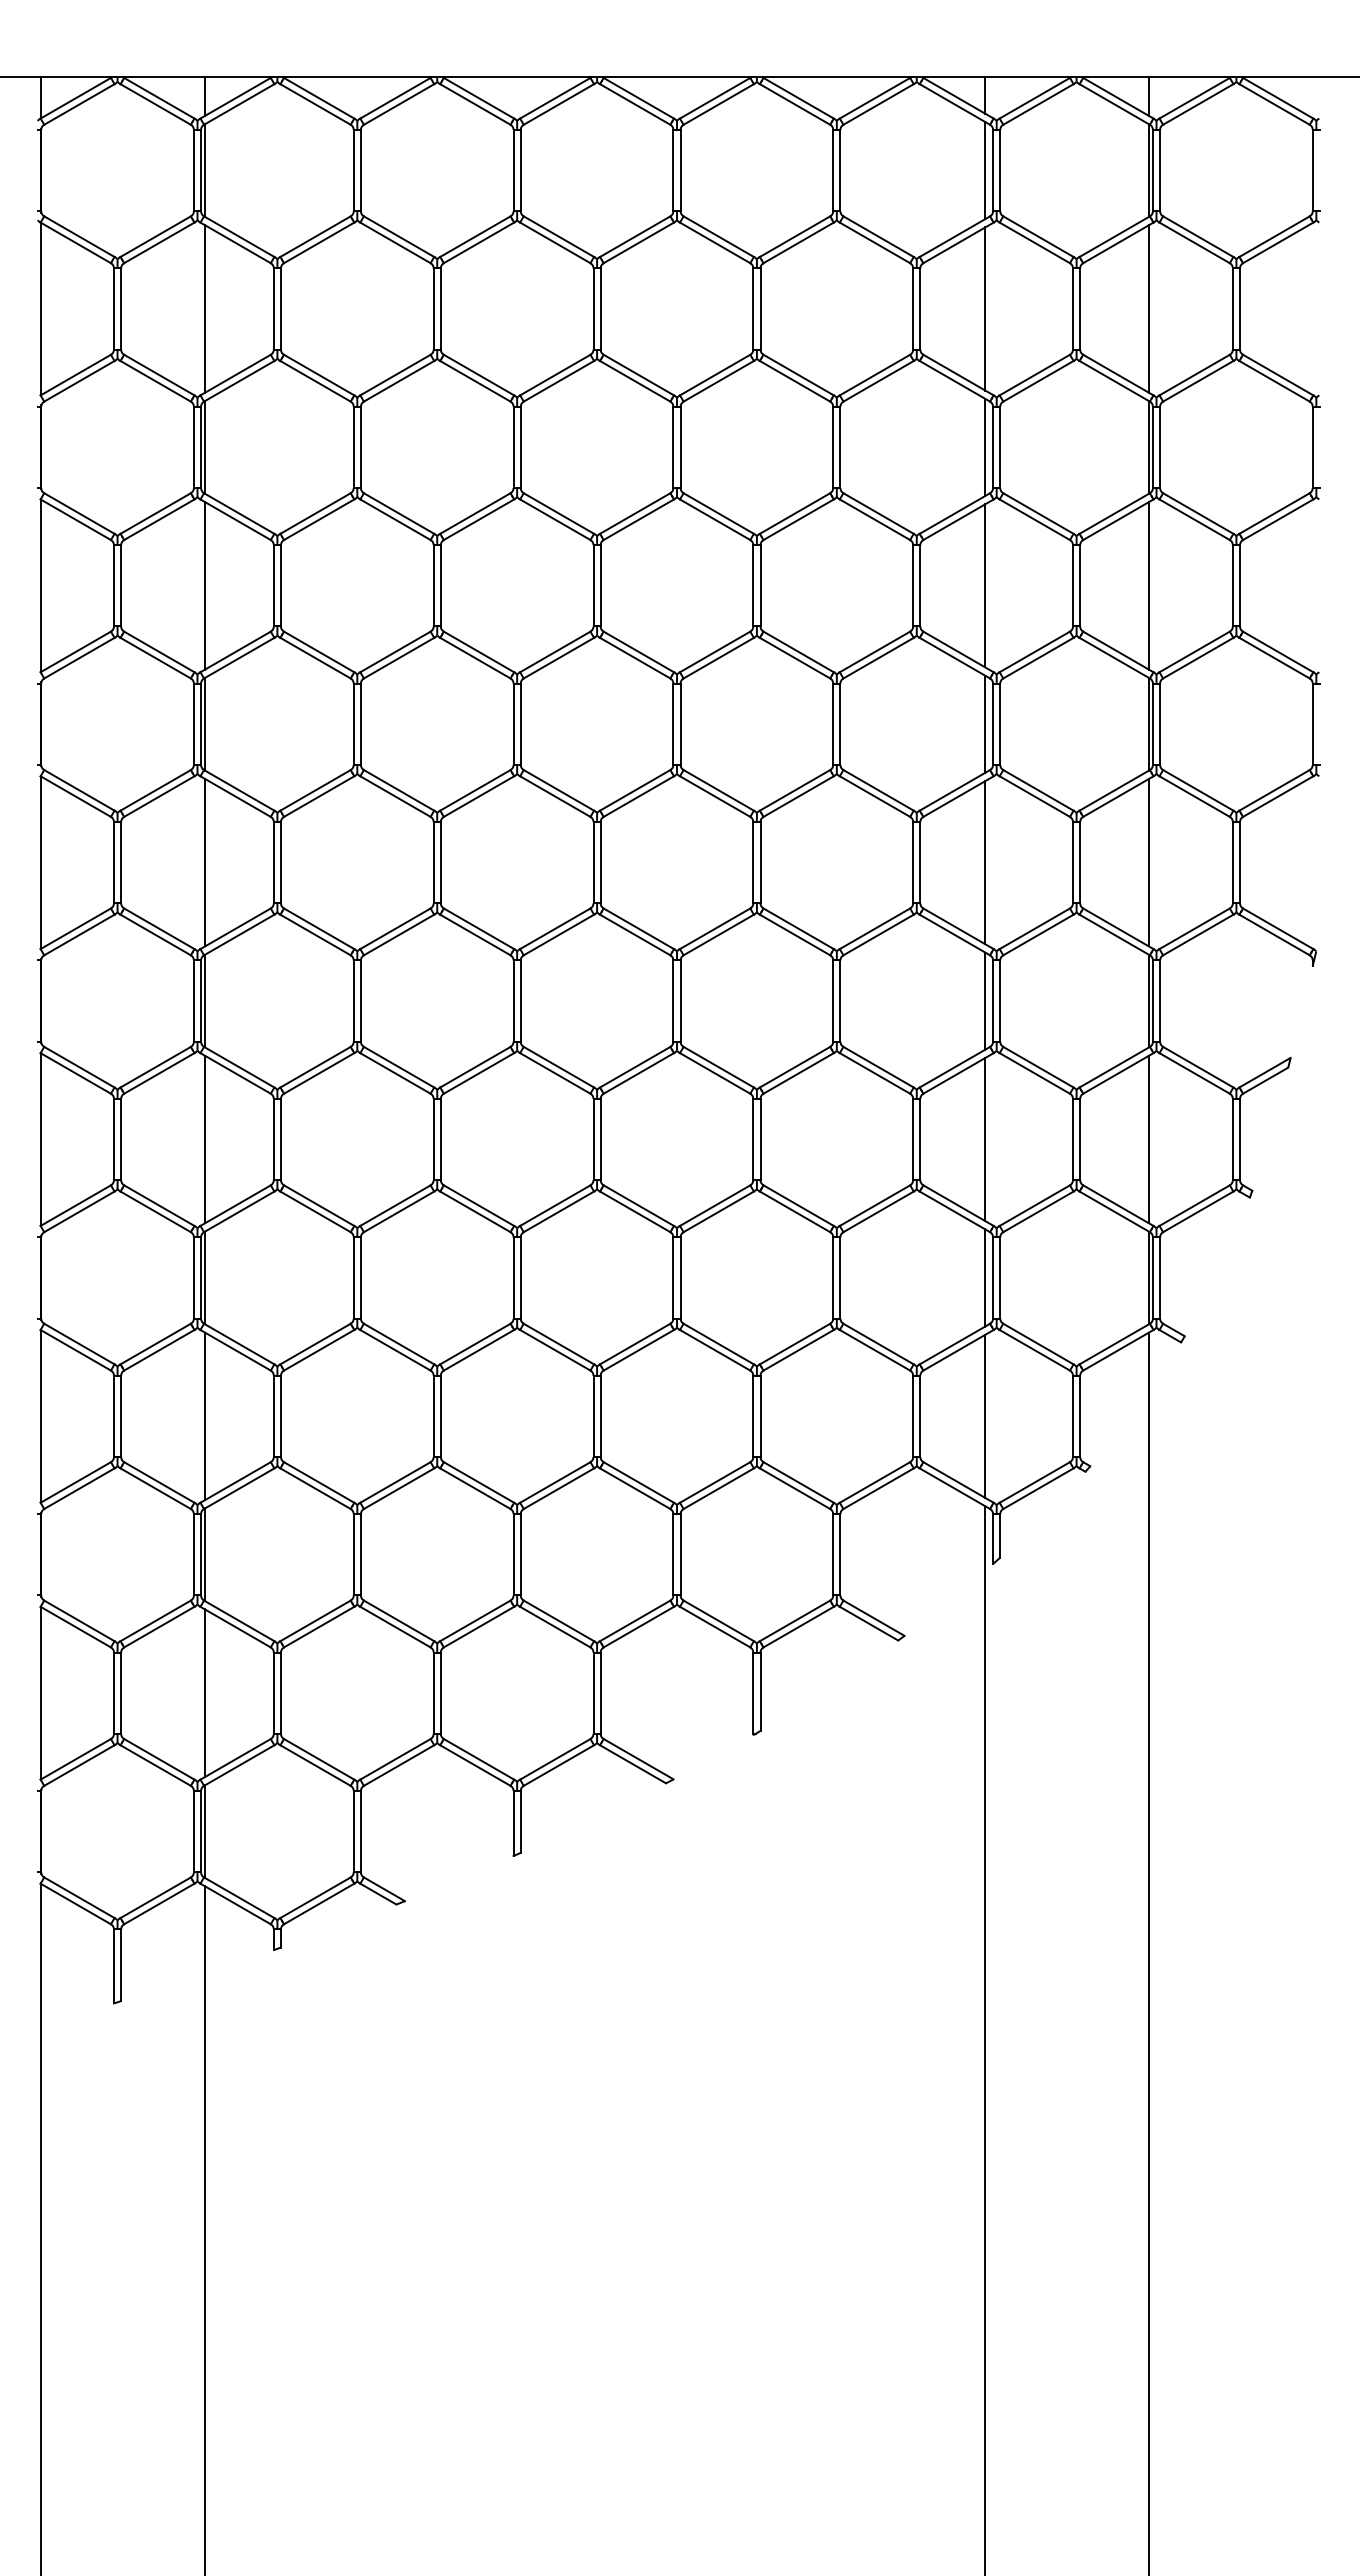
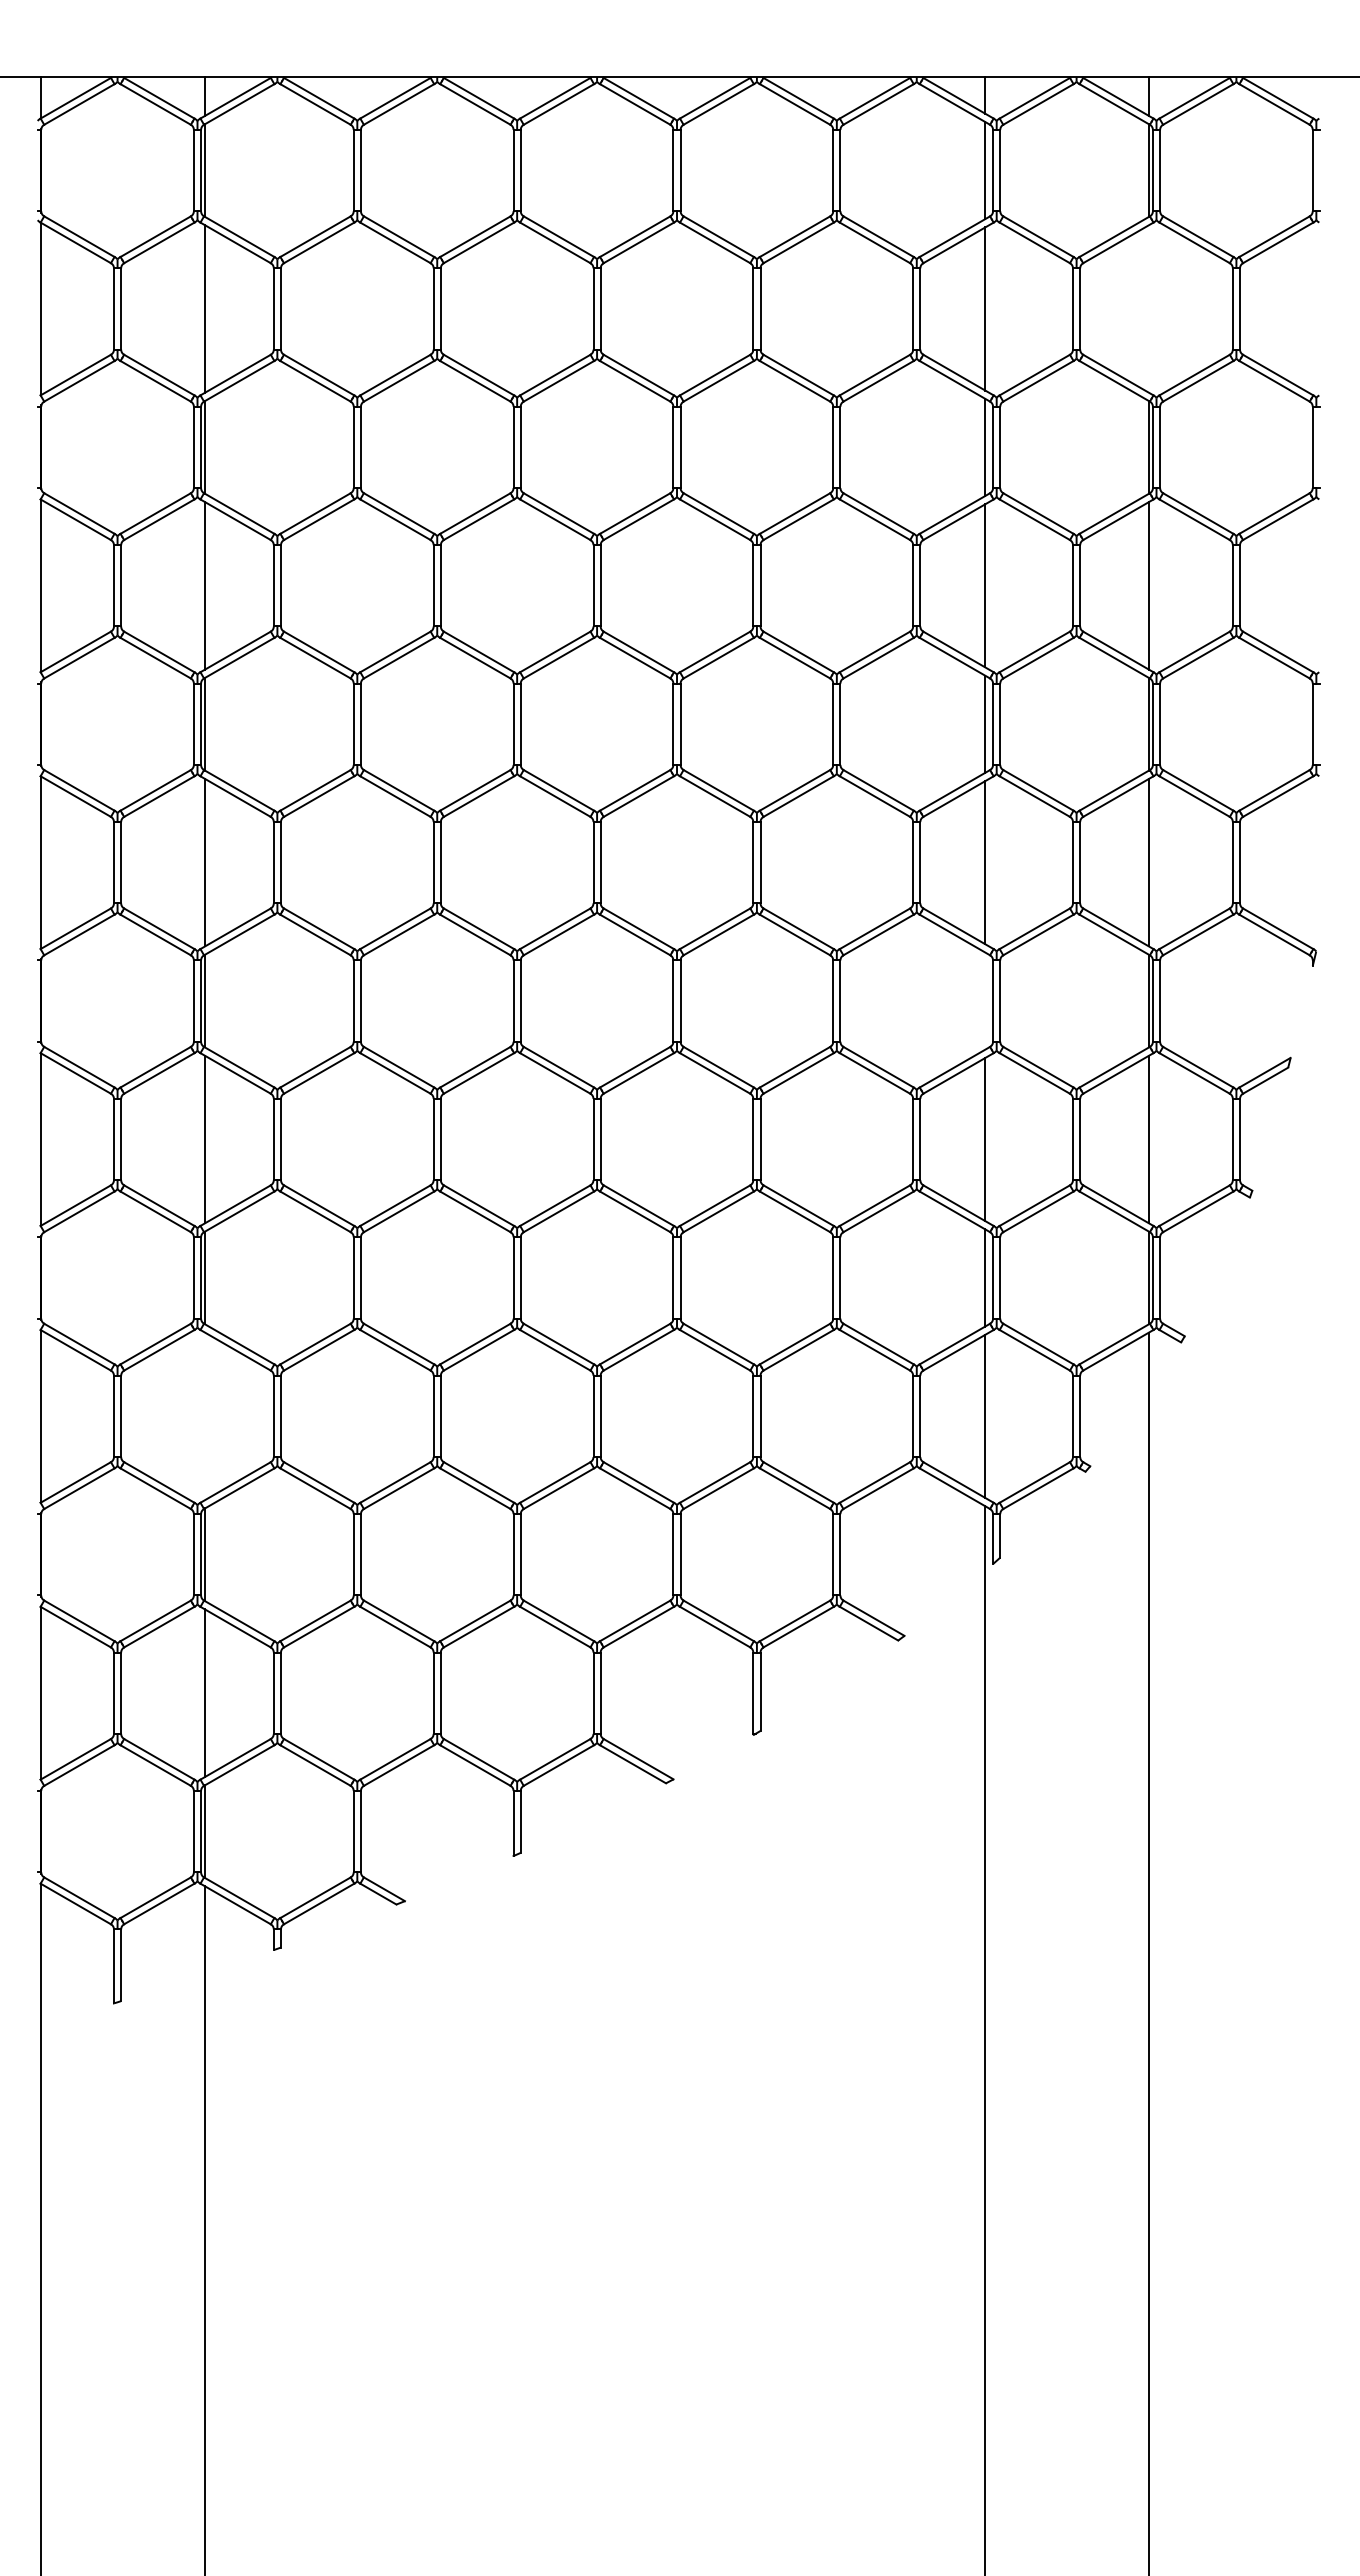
line: present -> none (1148, 308)
line: present -> none (985, 1000)
line: present -> none (205, 1416)
